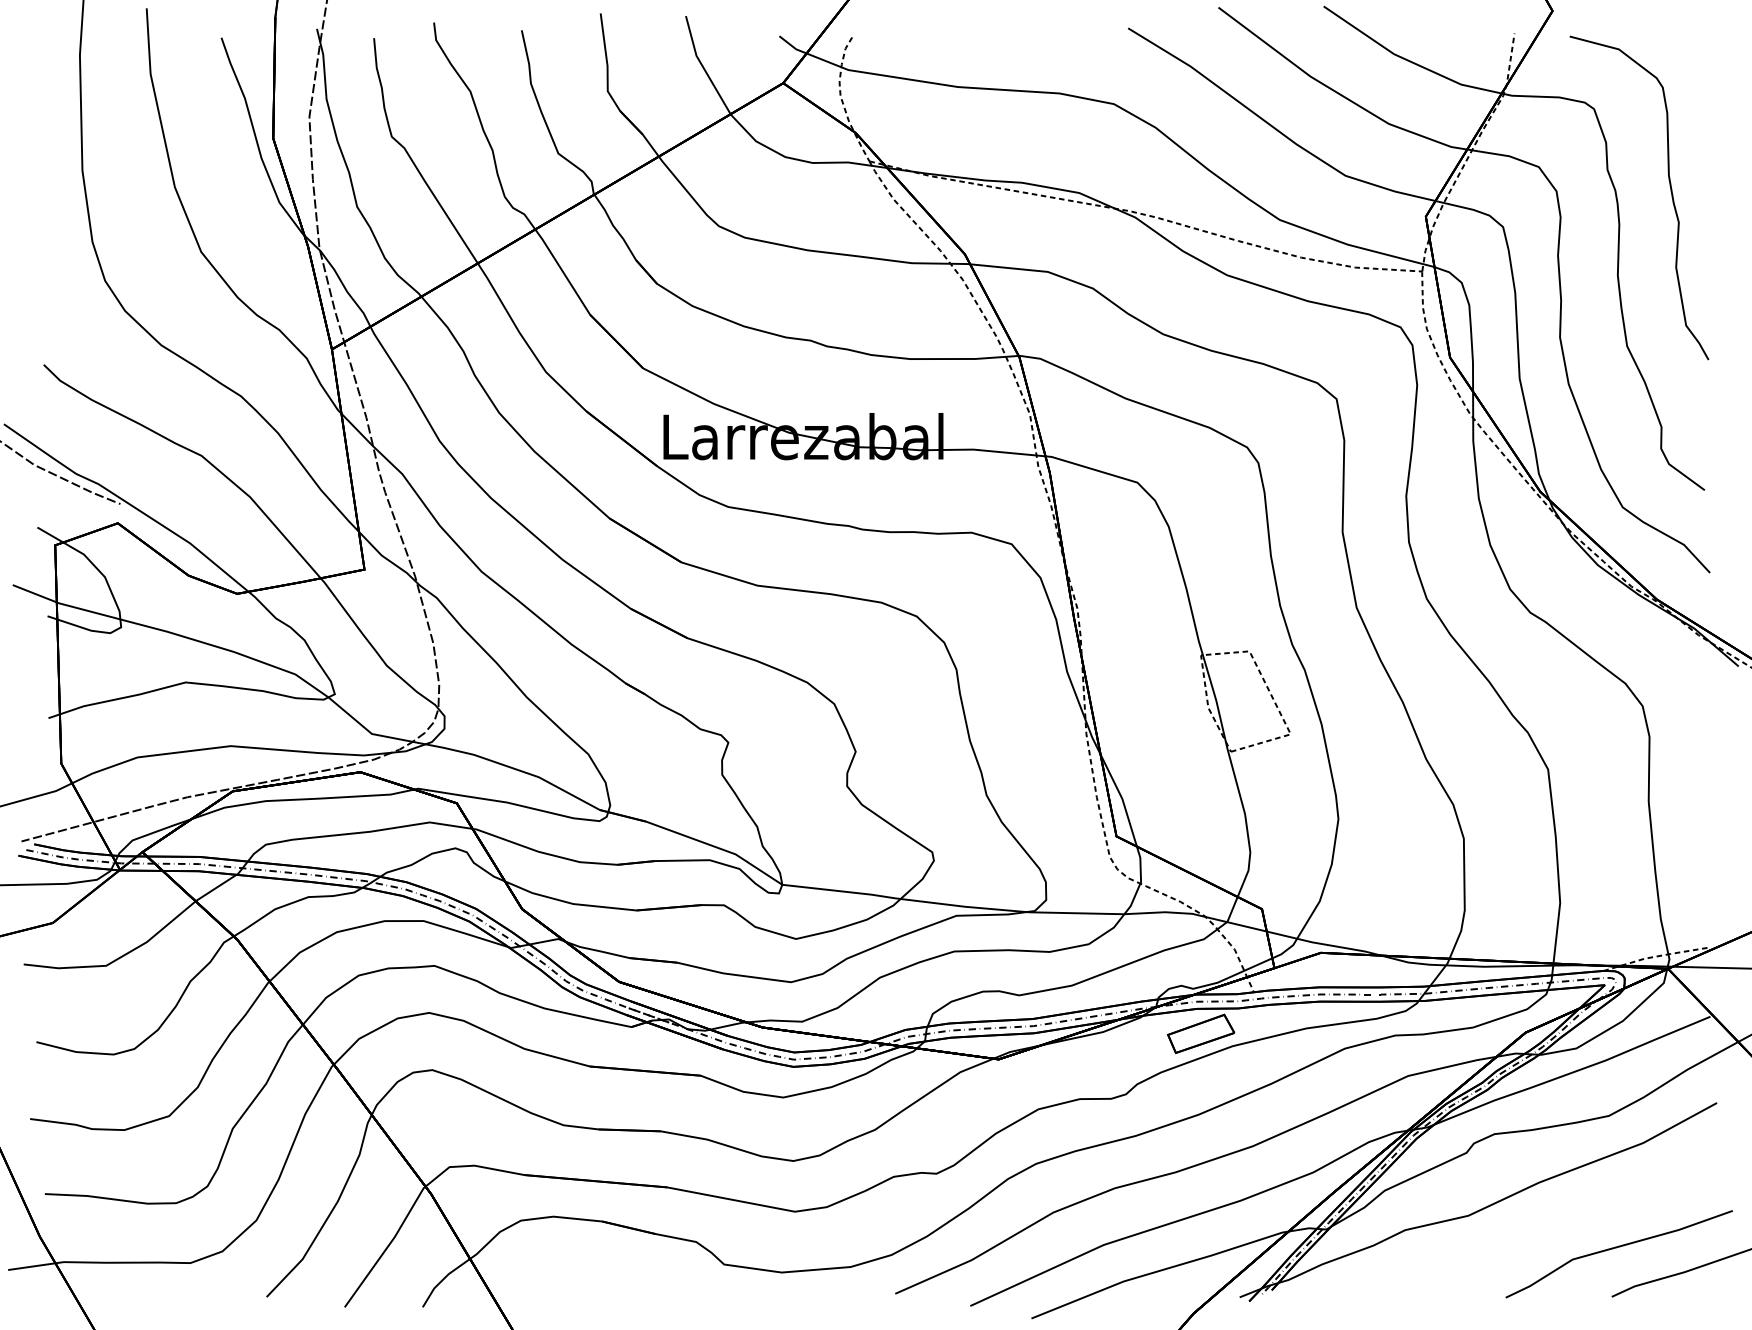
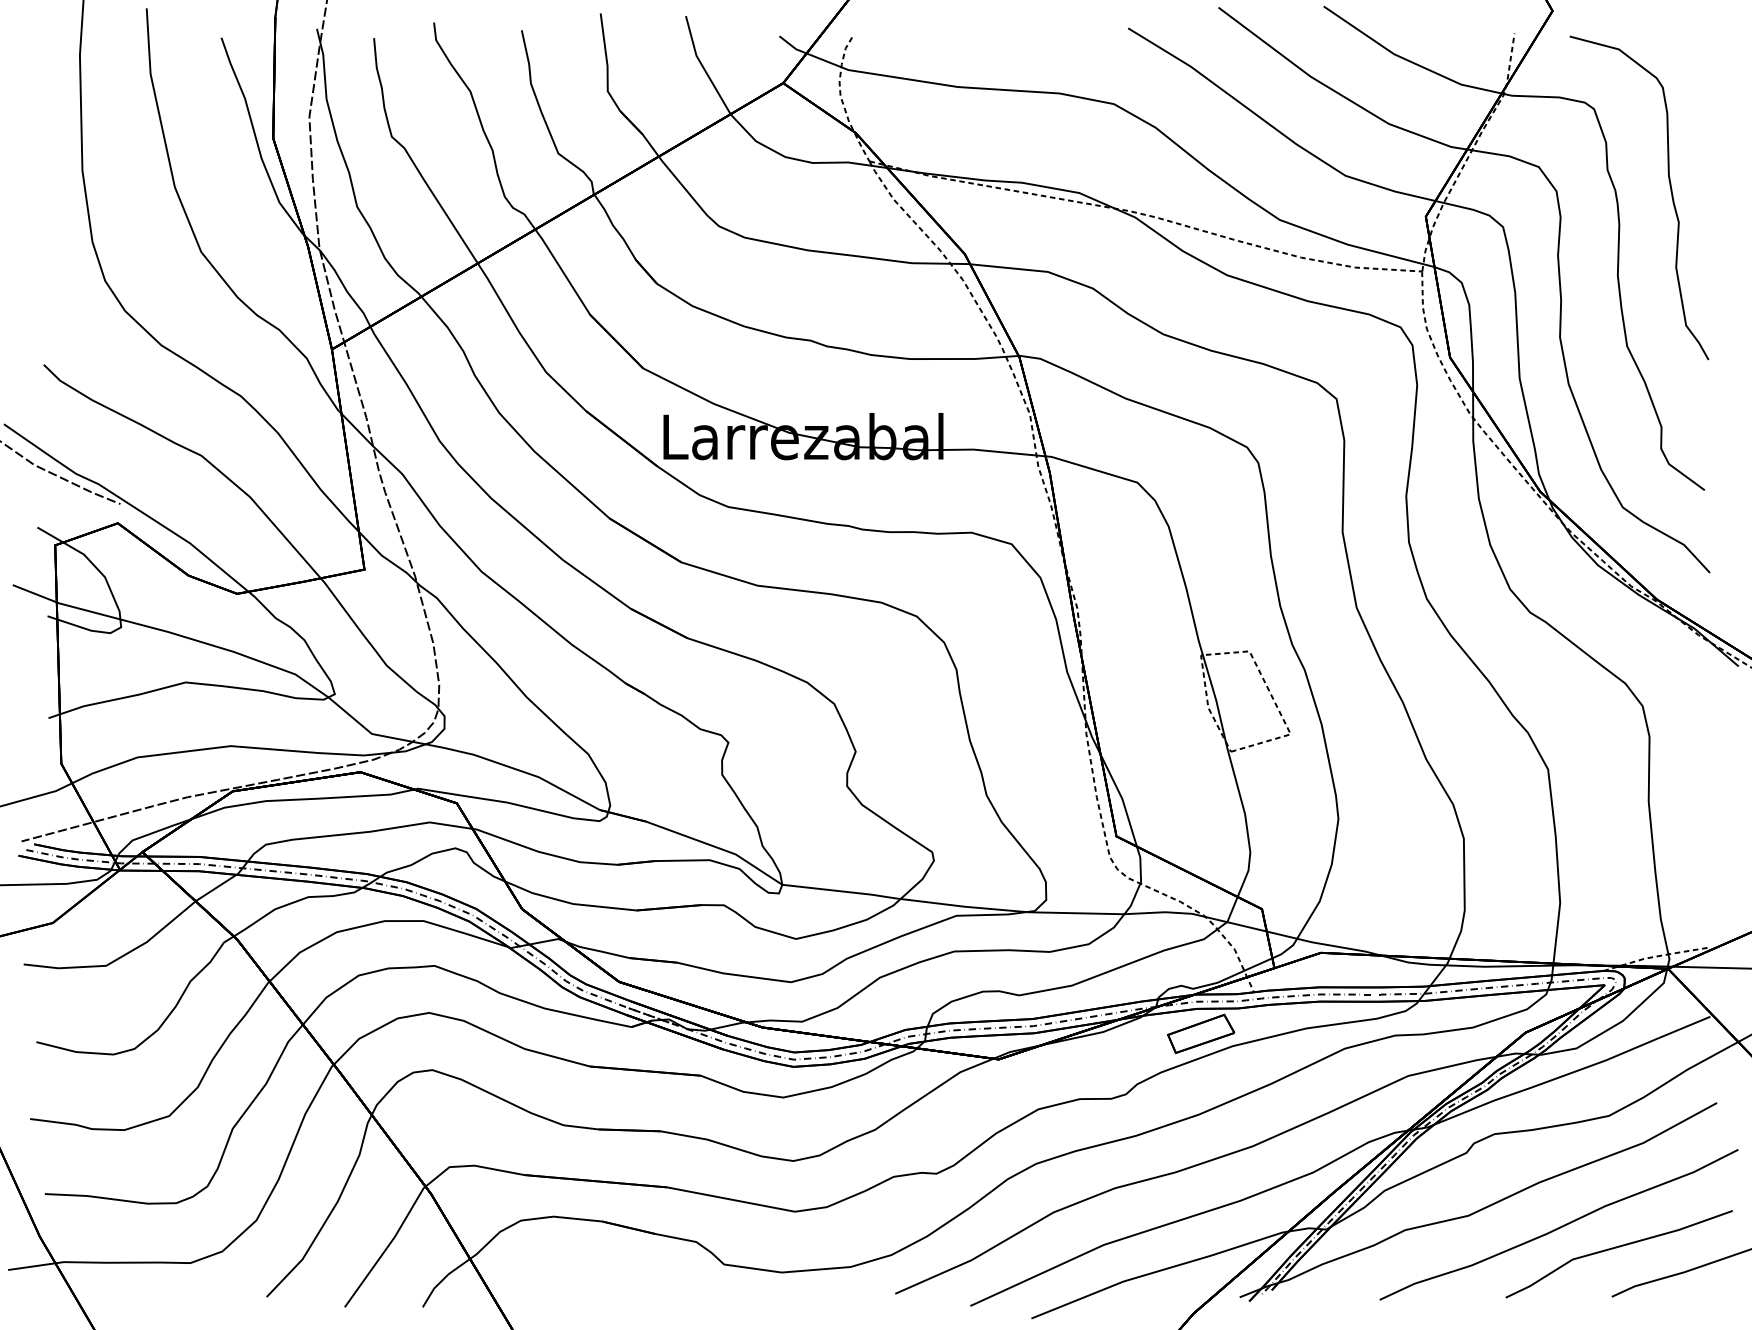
curve: none -> present (1559, 1226)
